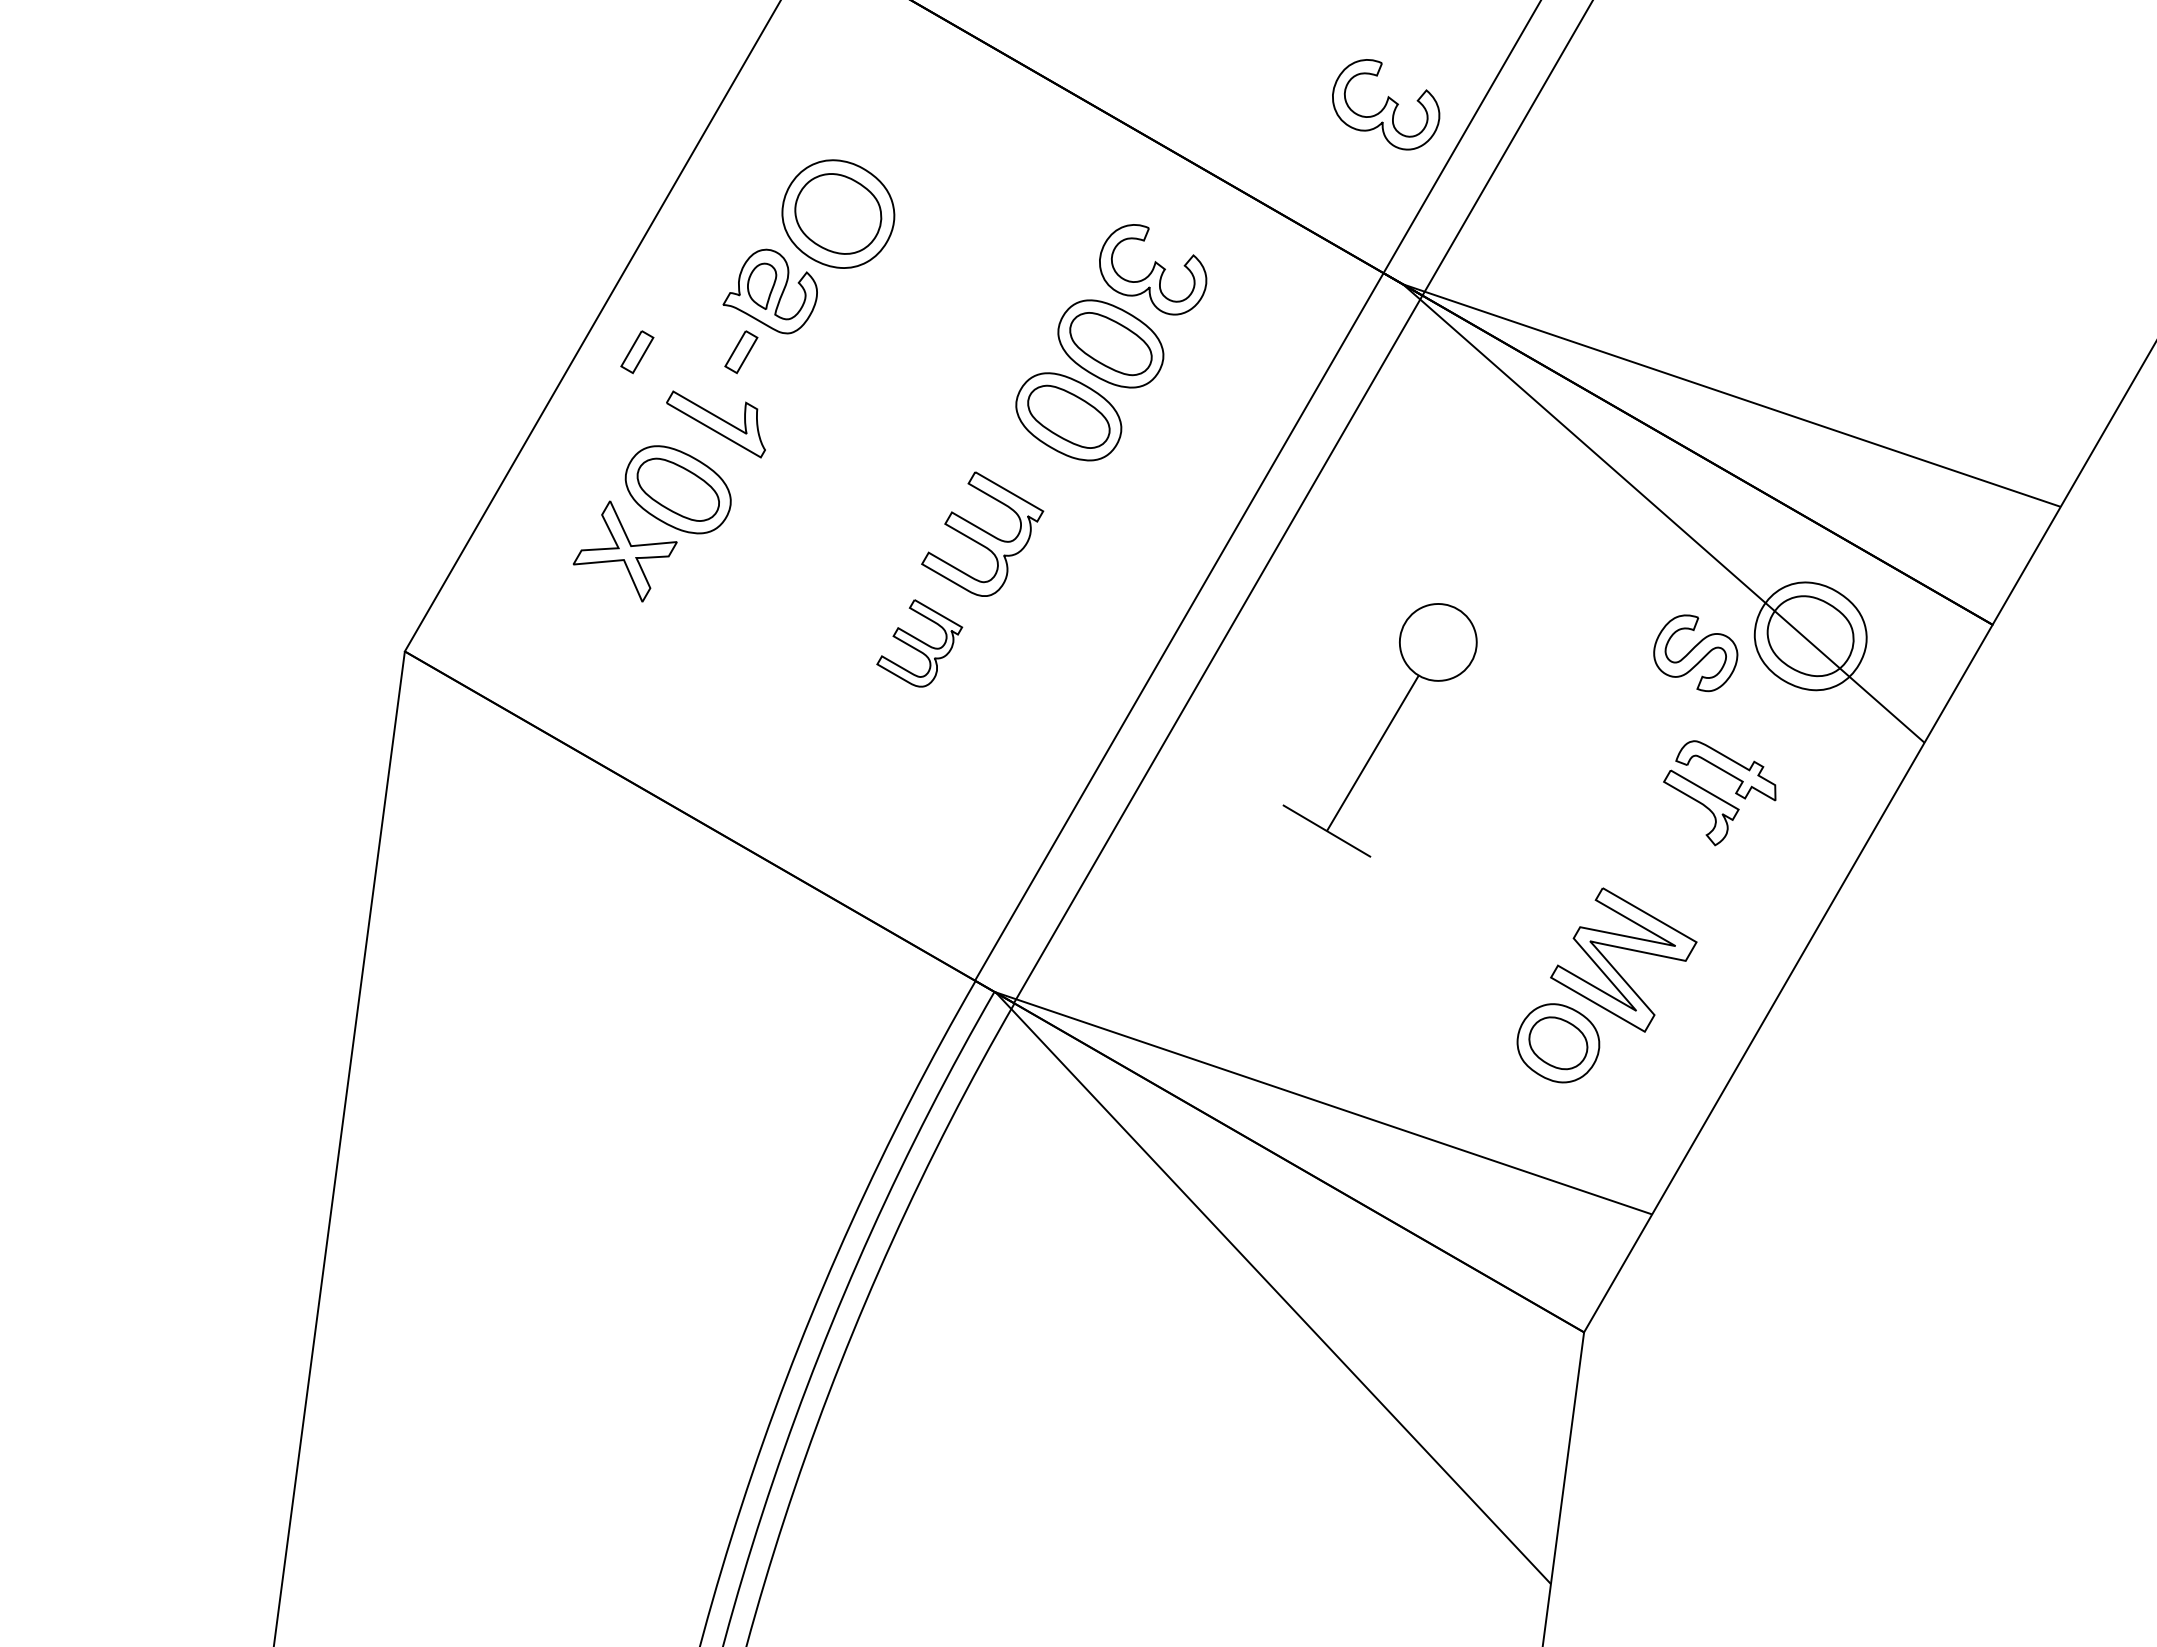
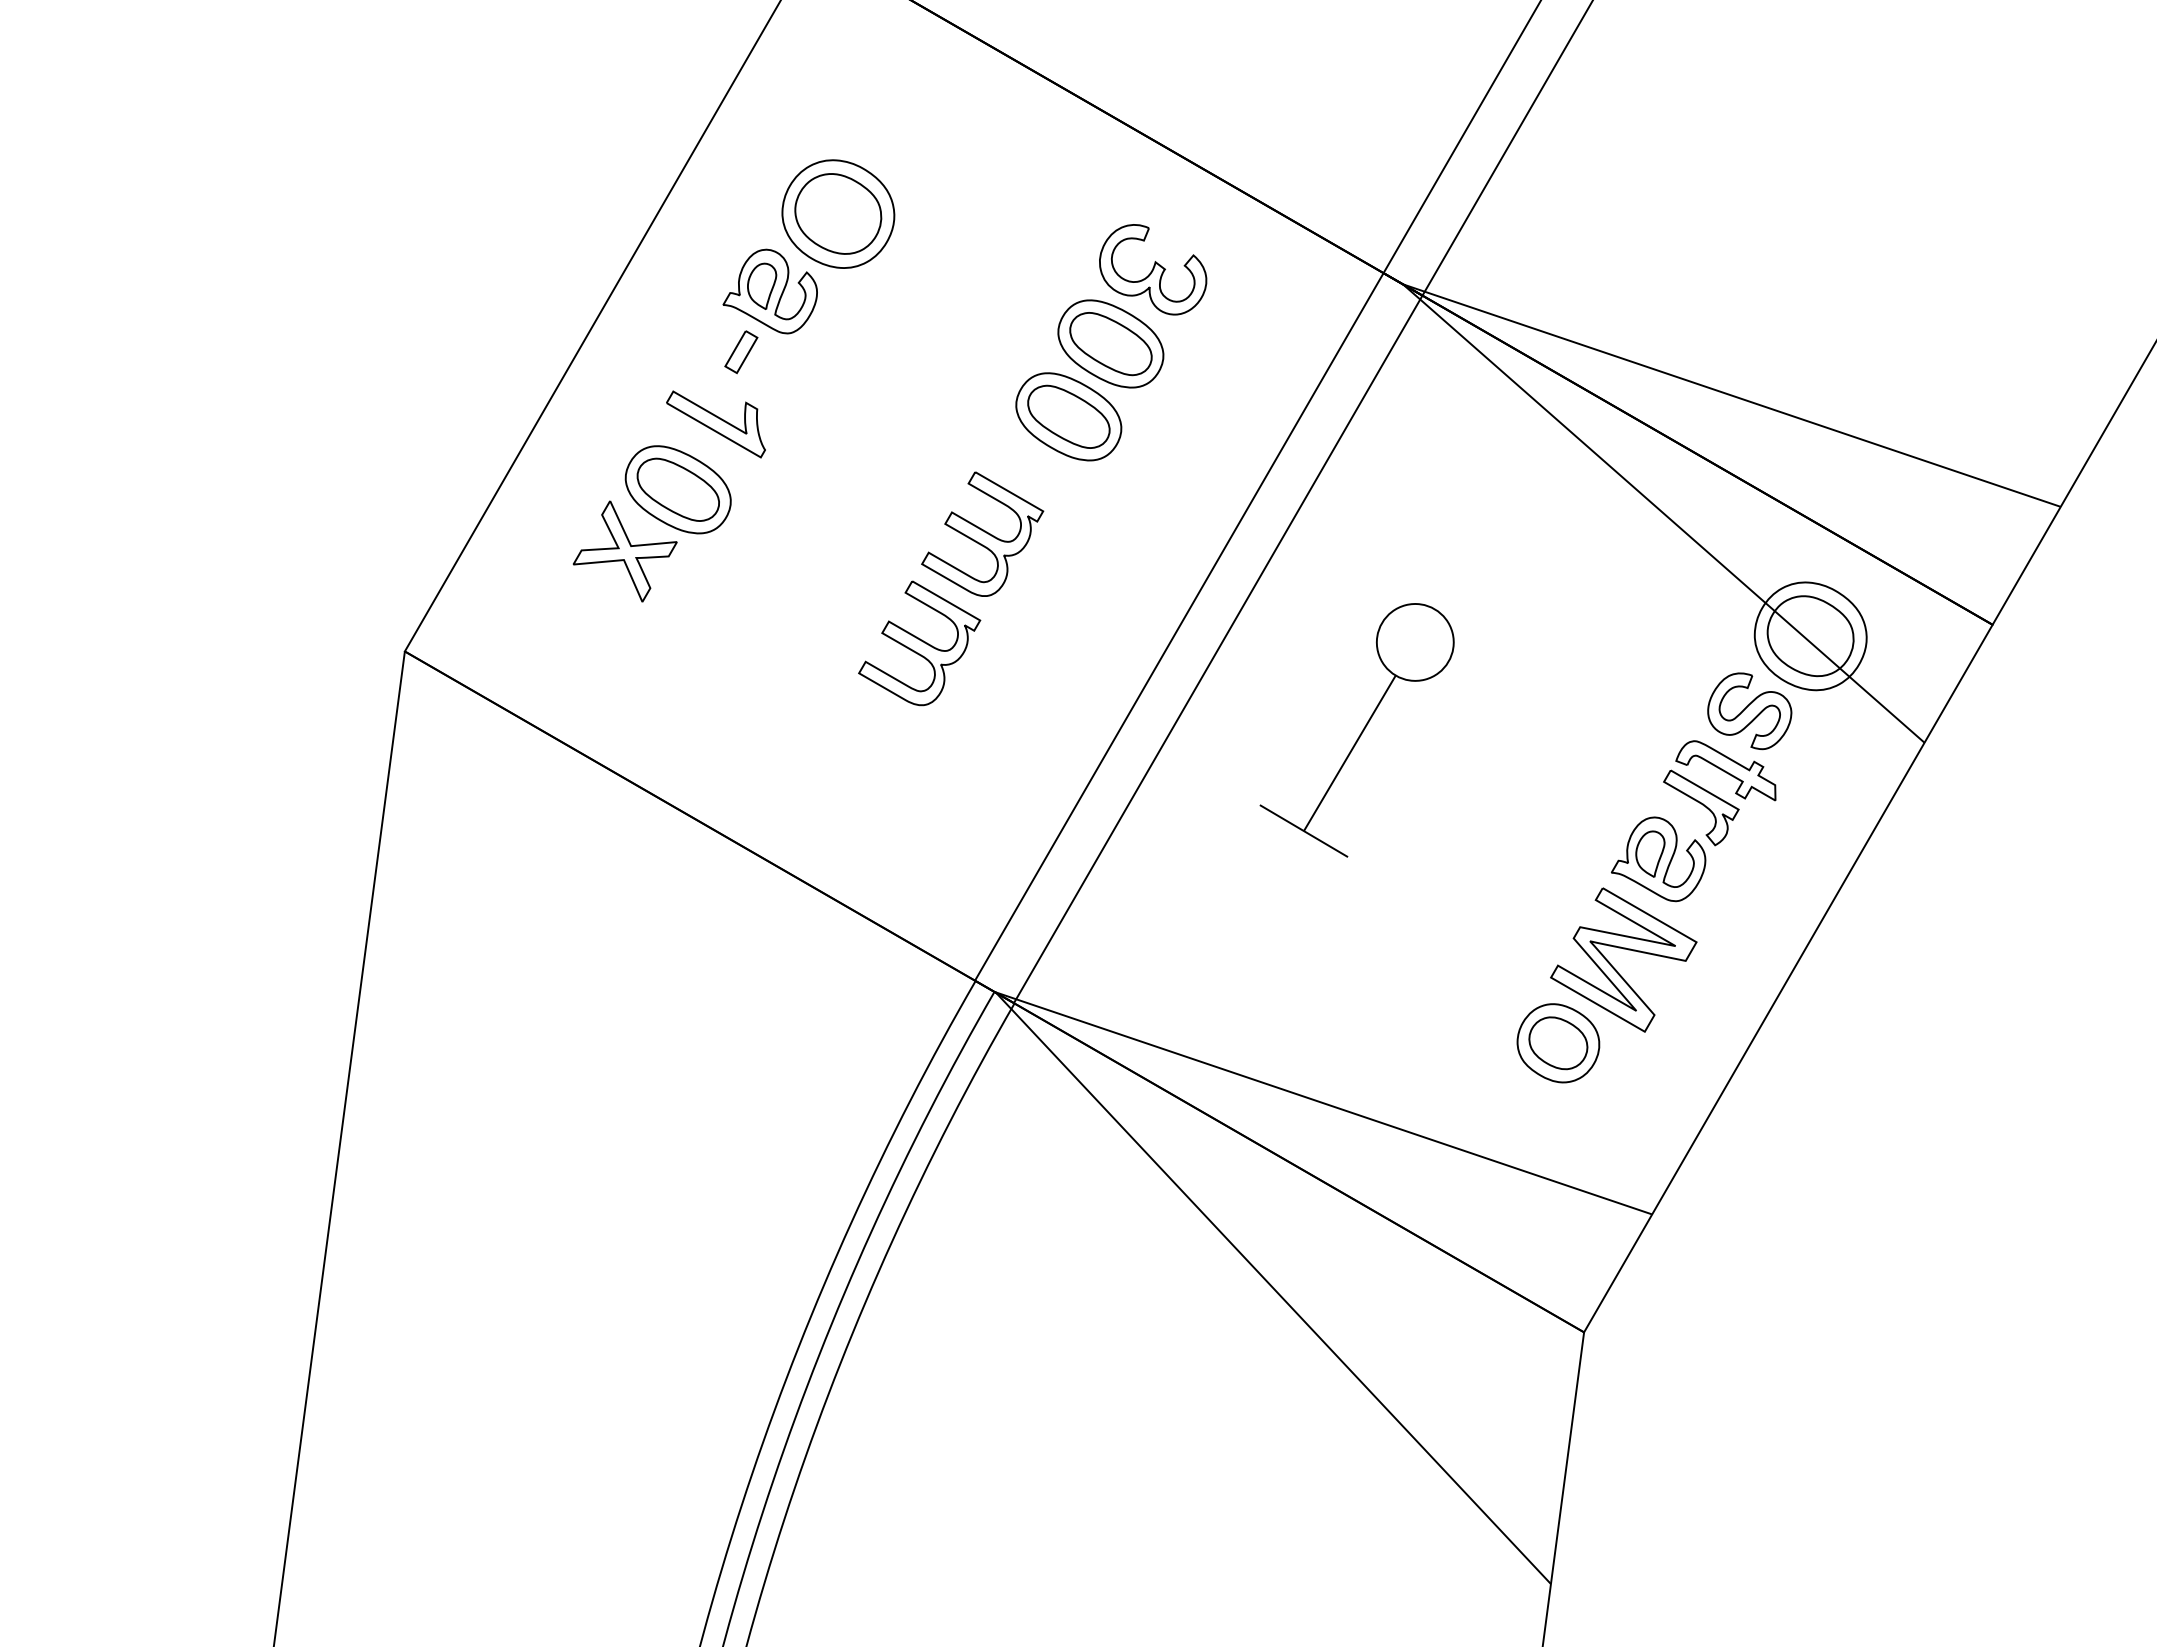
part: present -> none (1386, 104)
part: present -> none (637, 352)
part size: 88x89 px -> 124x127 px (919, 643)
part position: (1695, 653) -> (1749, 711) (1749, 711)
part position: (1379, 730) -> (1356, 730) (1356, 730)
part: none -> present (1658, 859)
